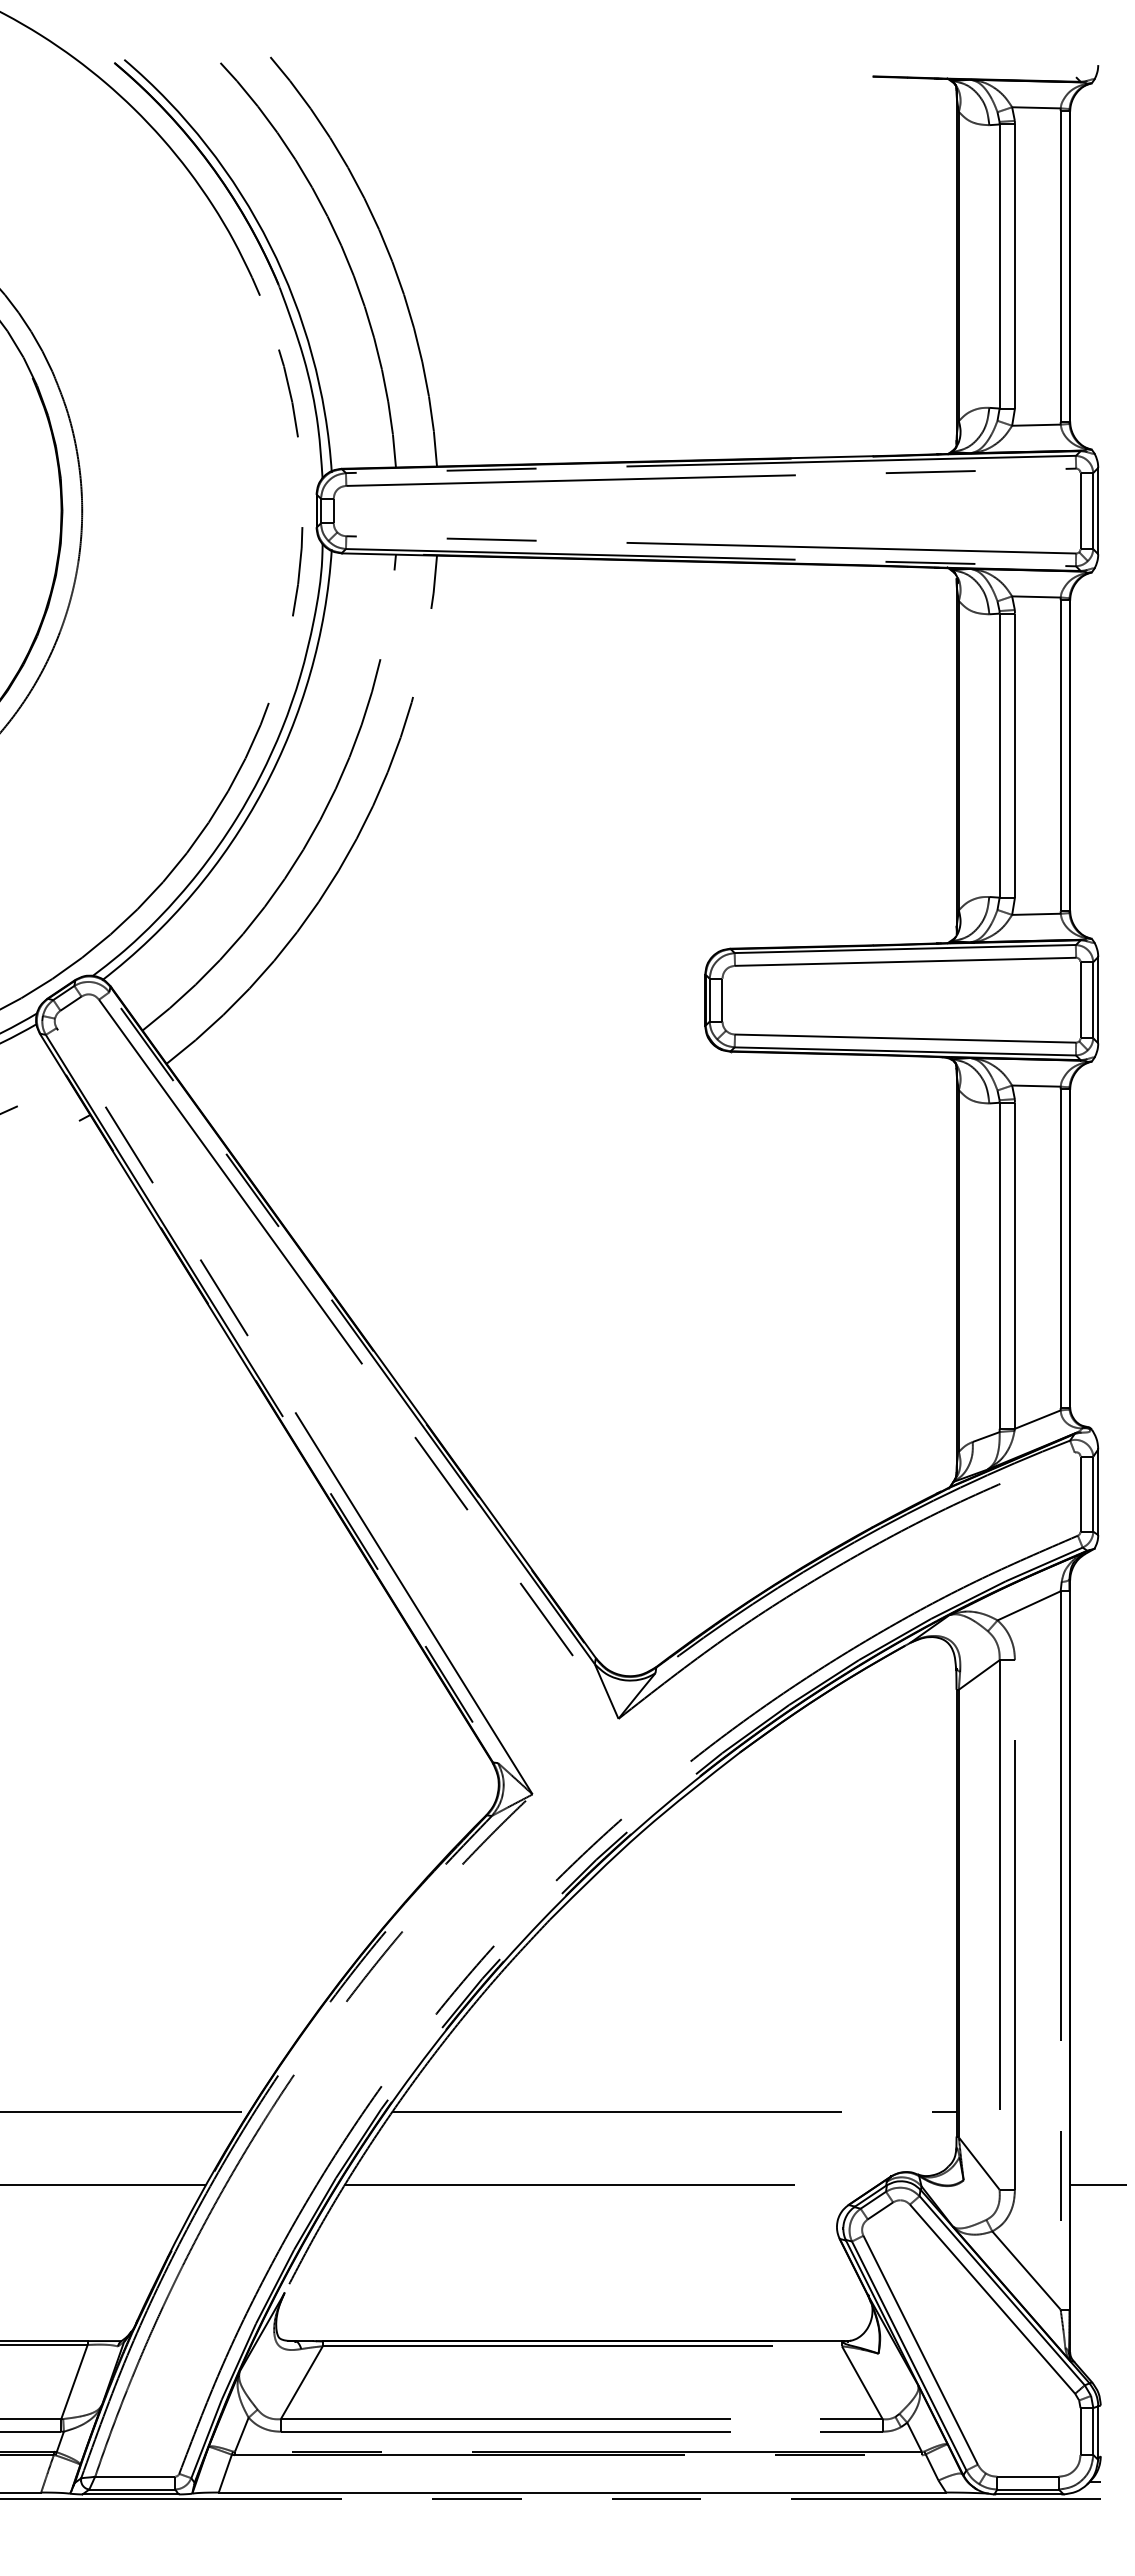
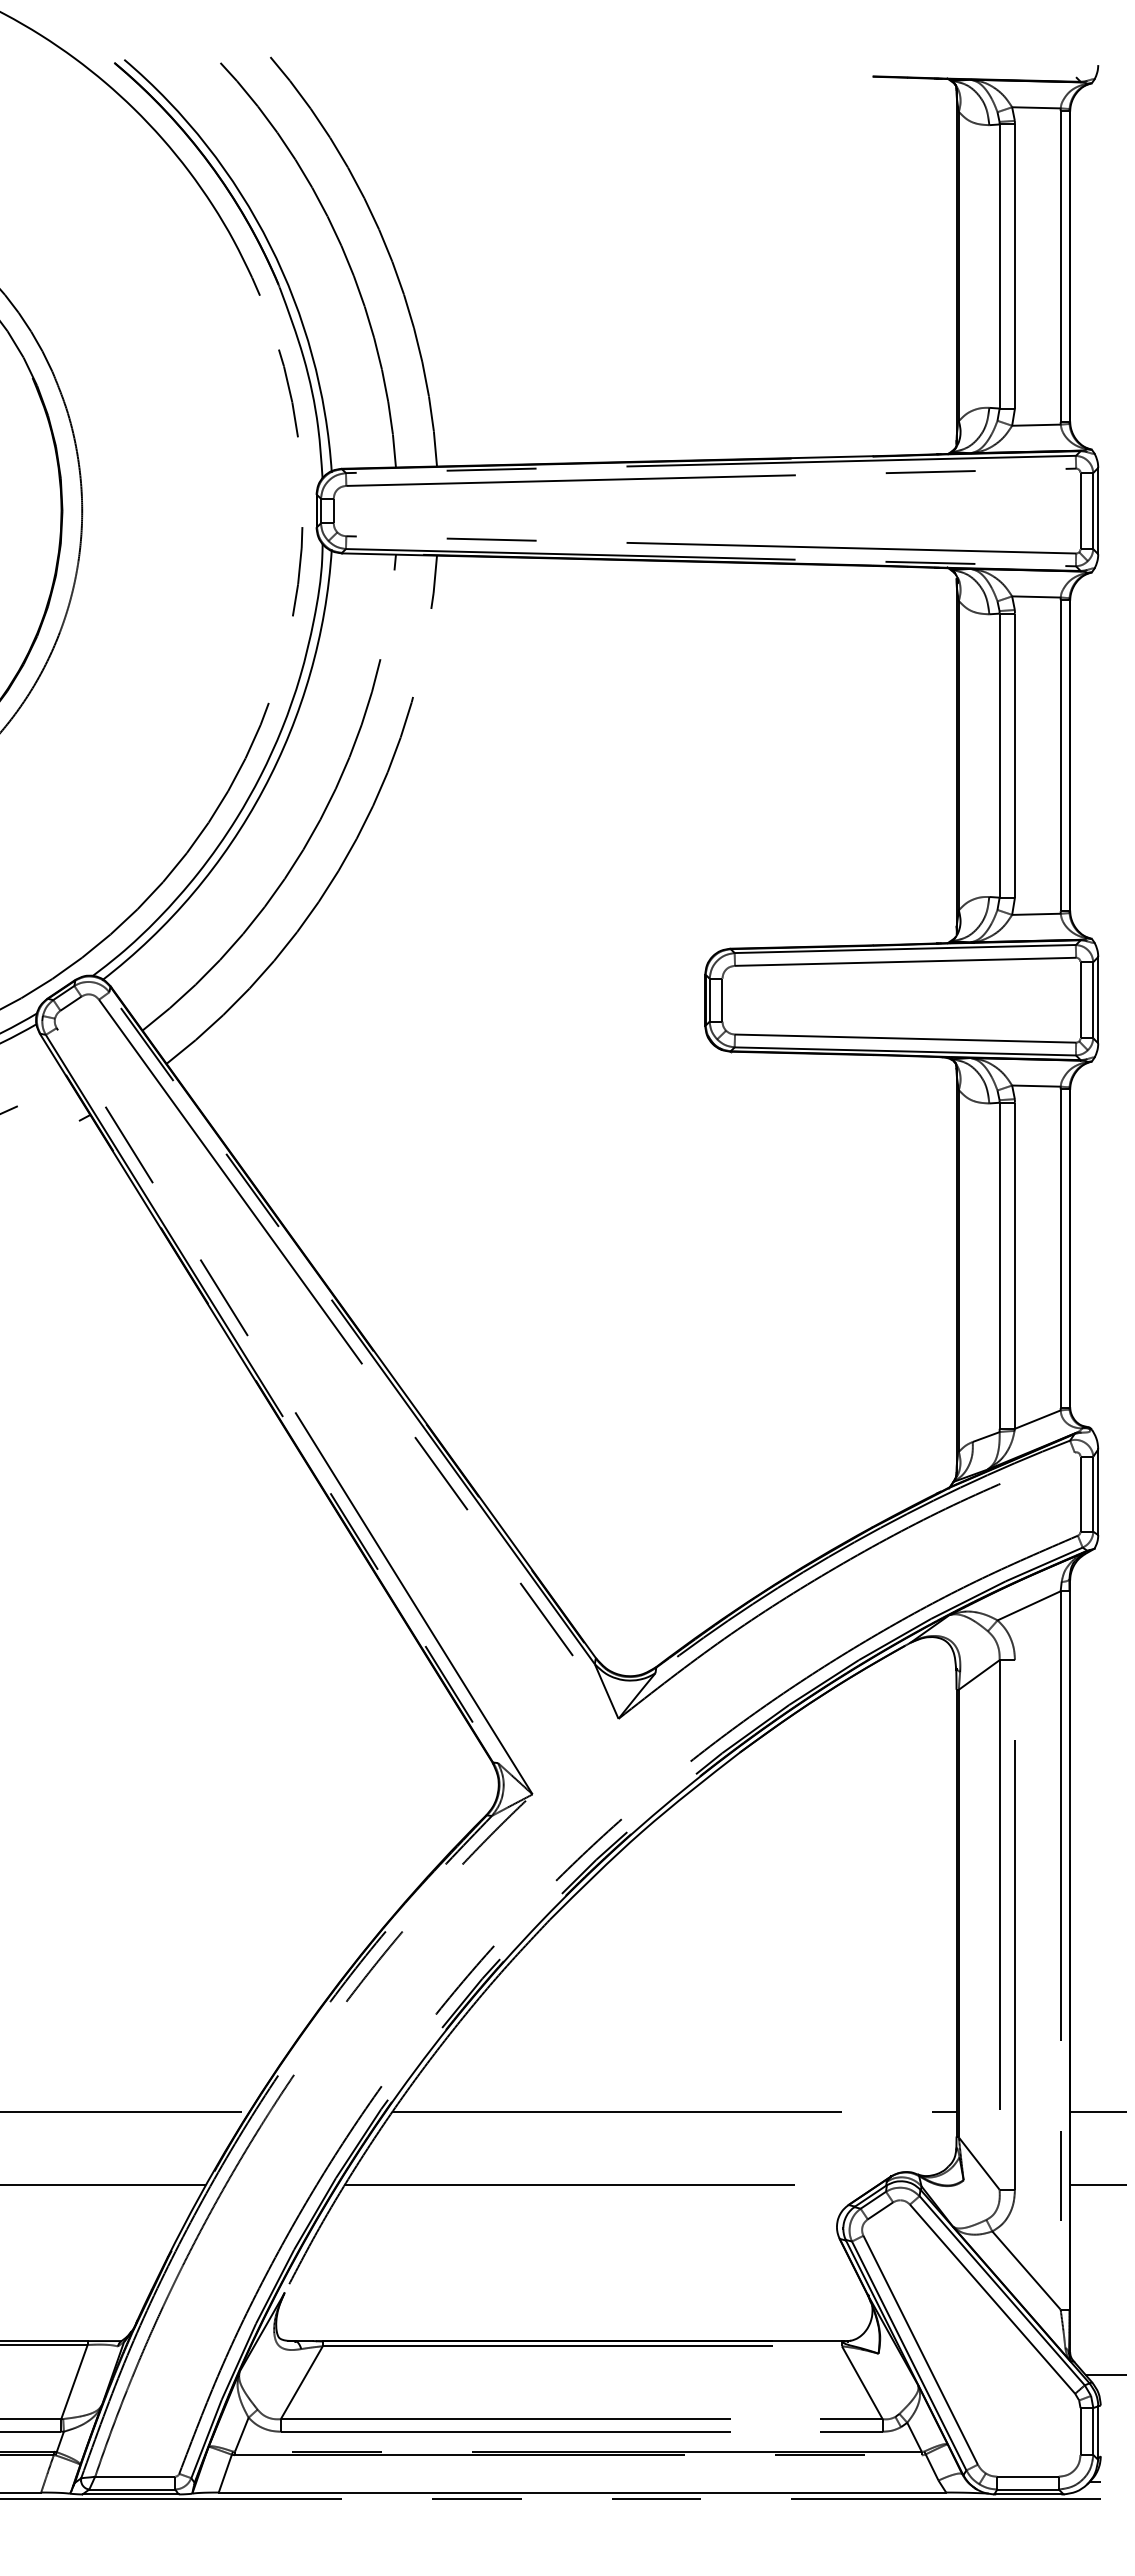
line: none -> present (1098, 2112)
line: none -> present (1106, 2374)
